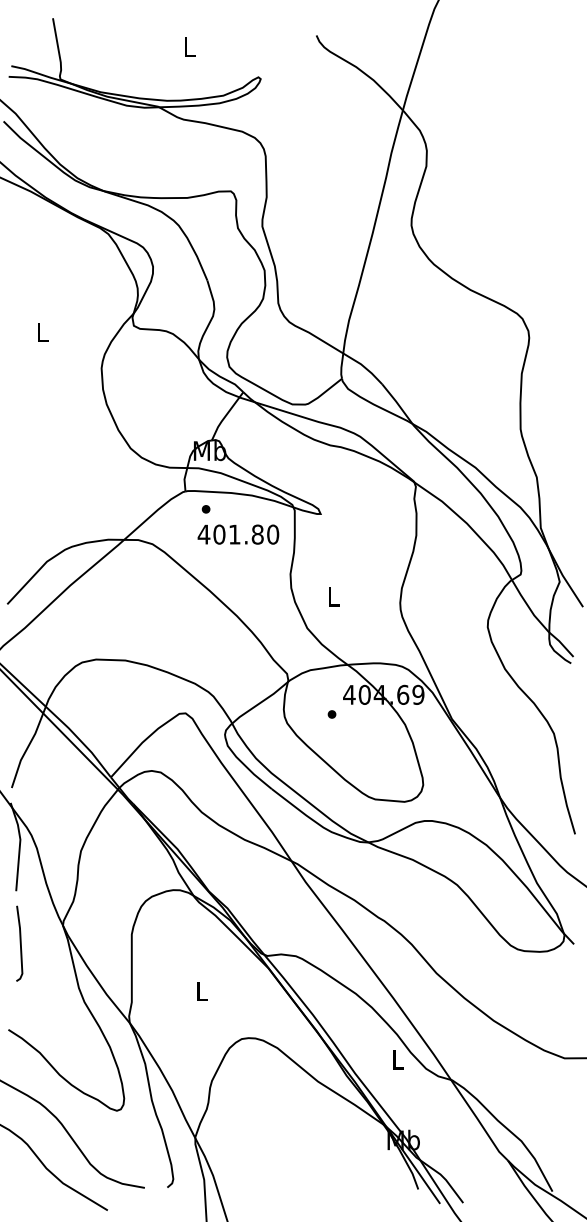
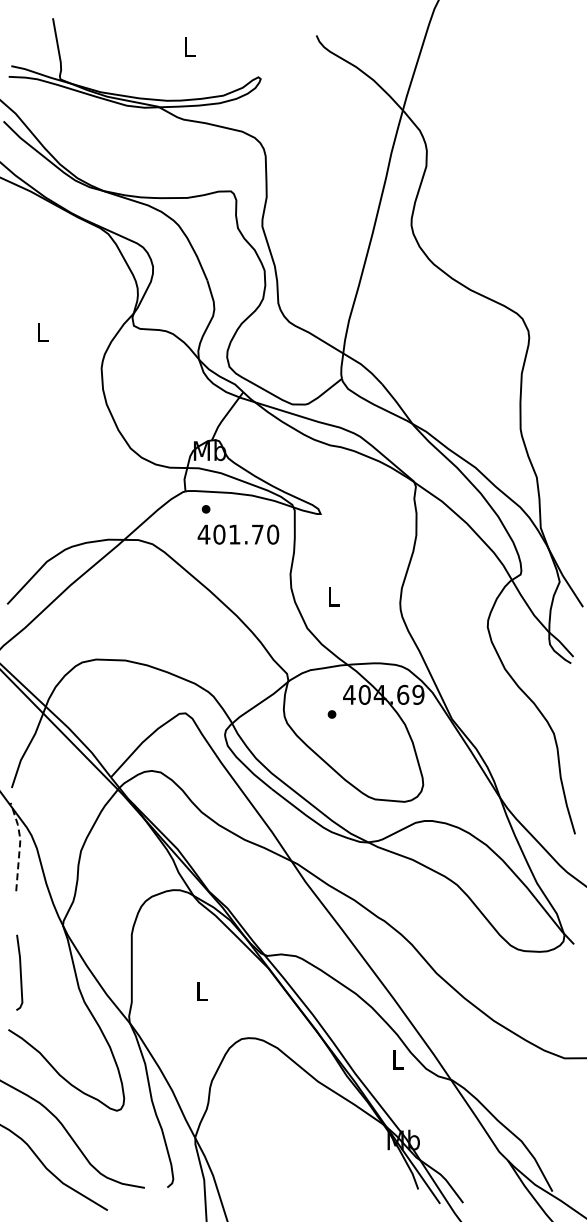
text: 401.80 -> 401.70 (257, 534)
line: solid -> dashed (20, 844)
line position: (19, 943) -> (19, 972) (19, 972)
